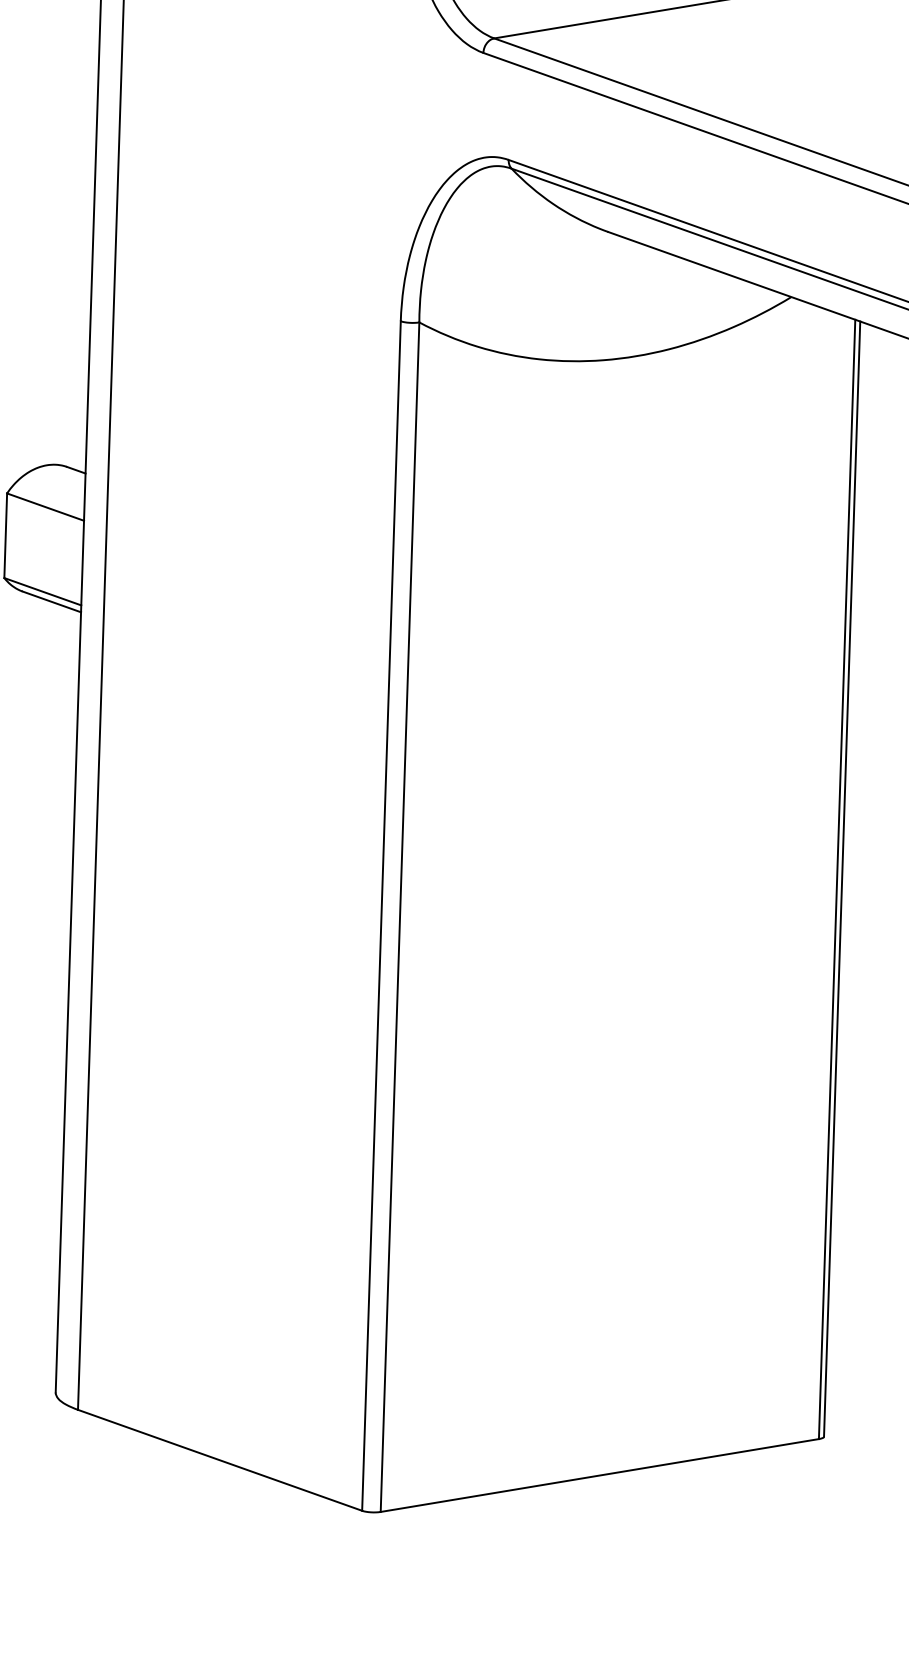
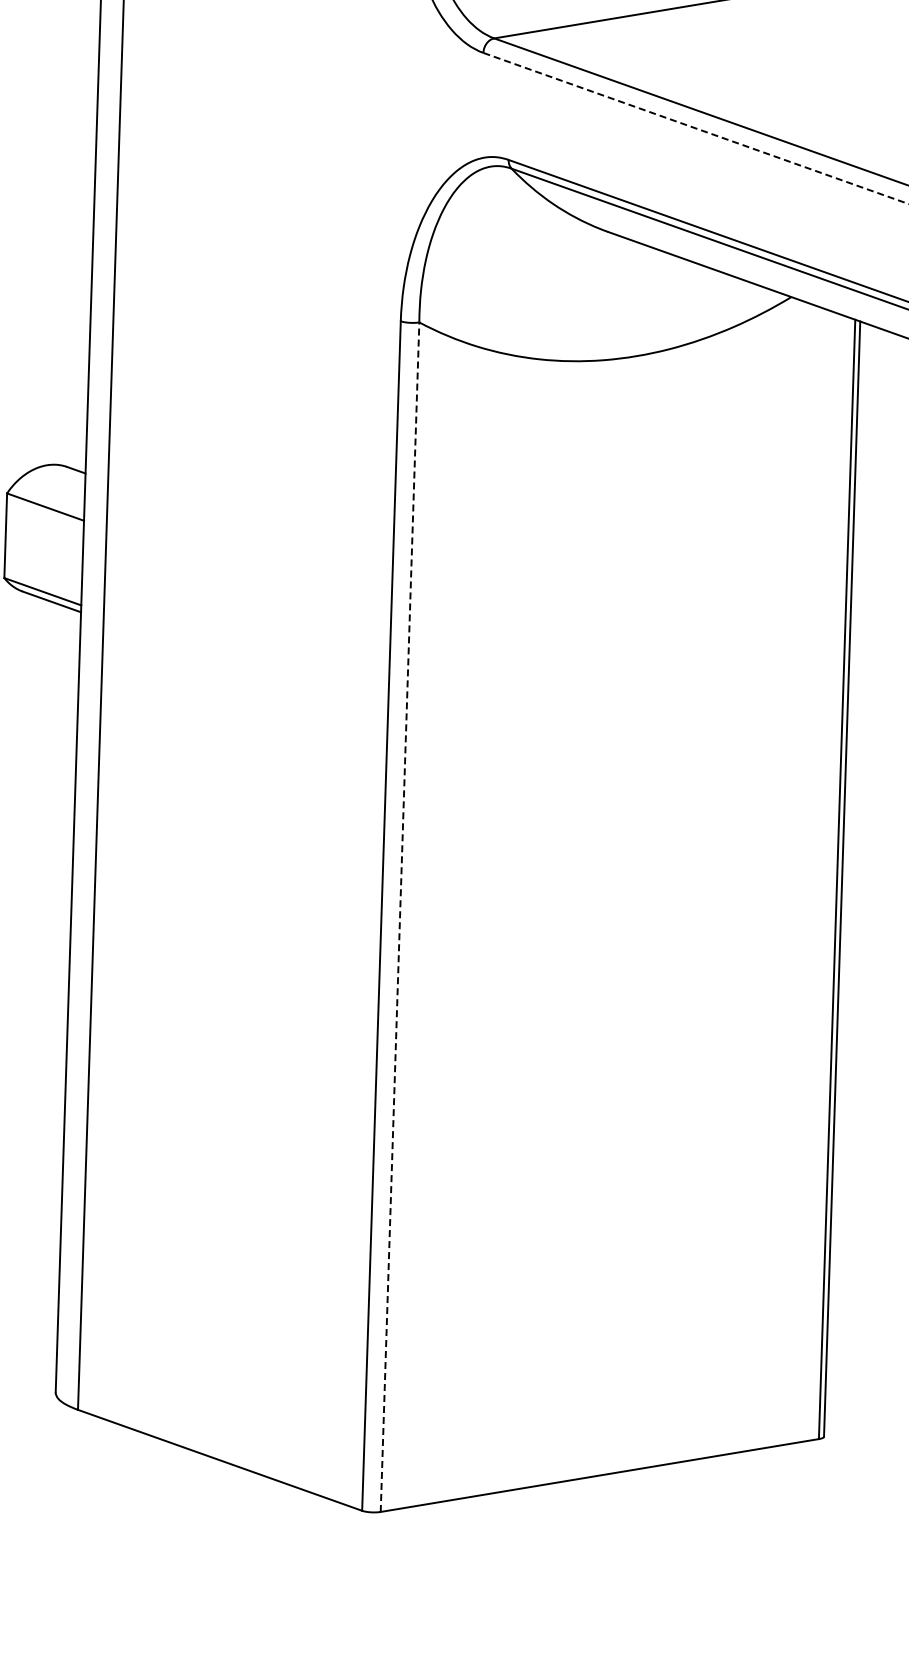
line: solid -> dashed (696, 128)
line: solid -> dashed (400, 916)
